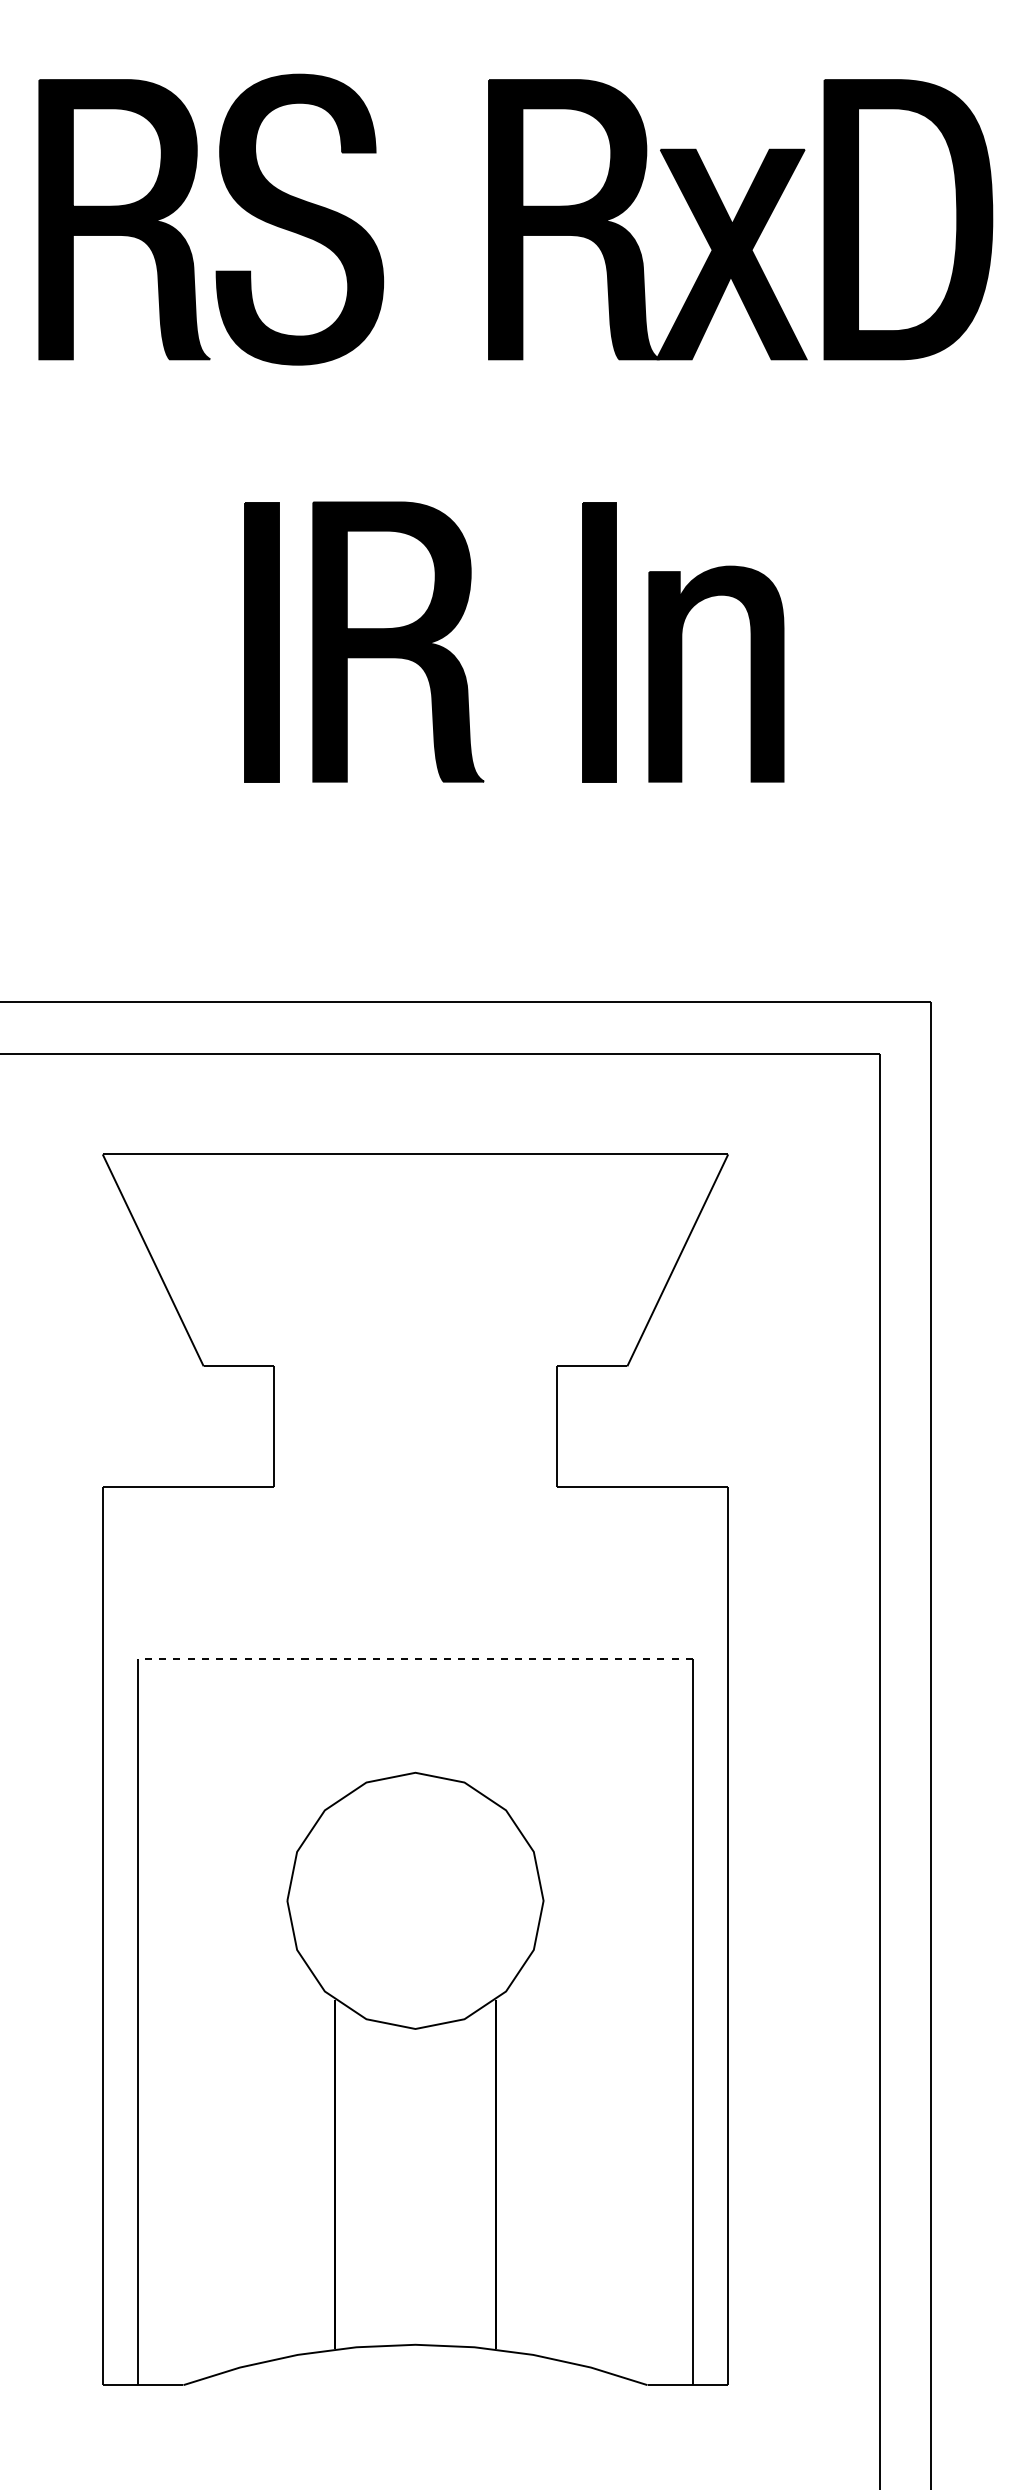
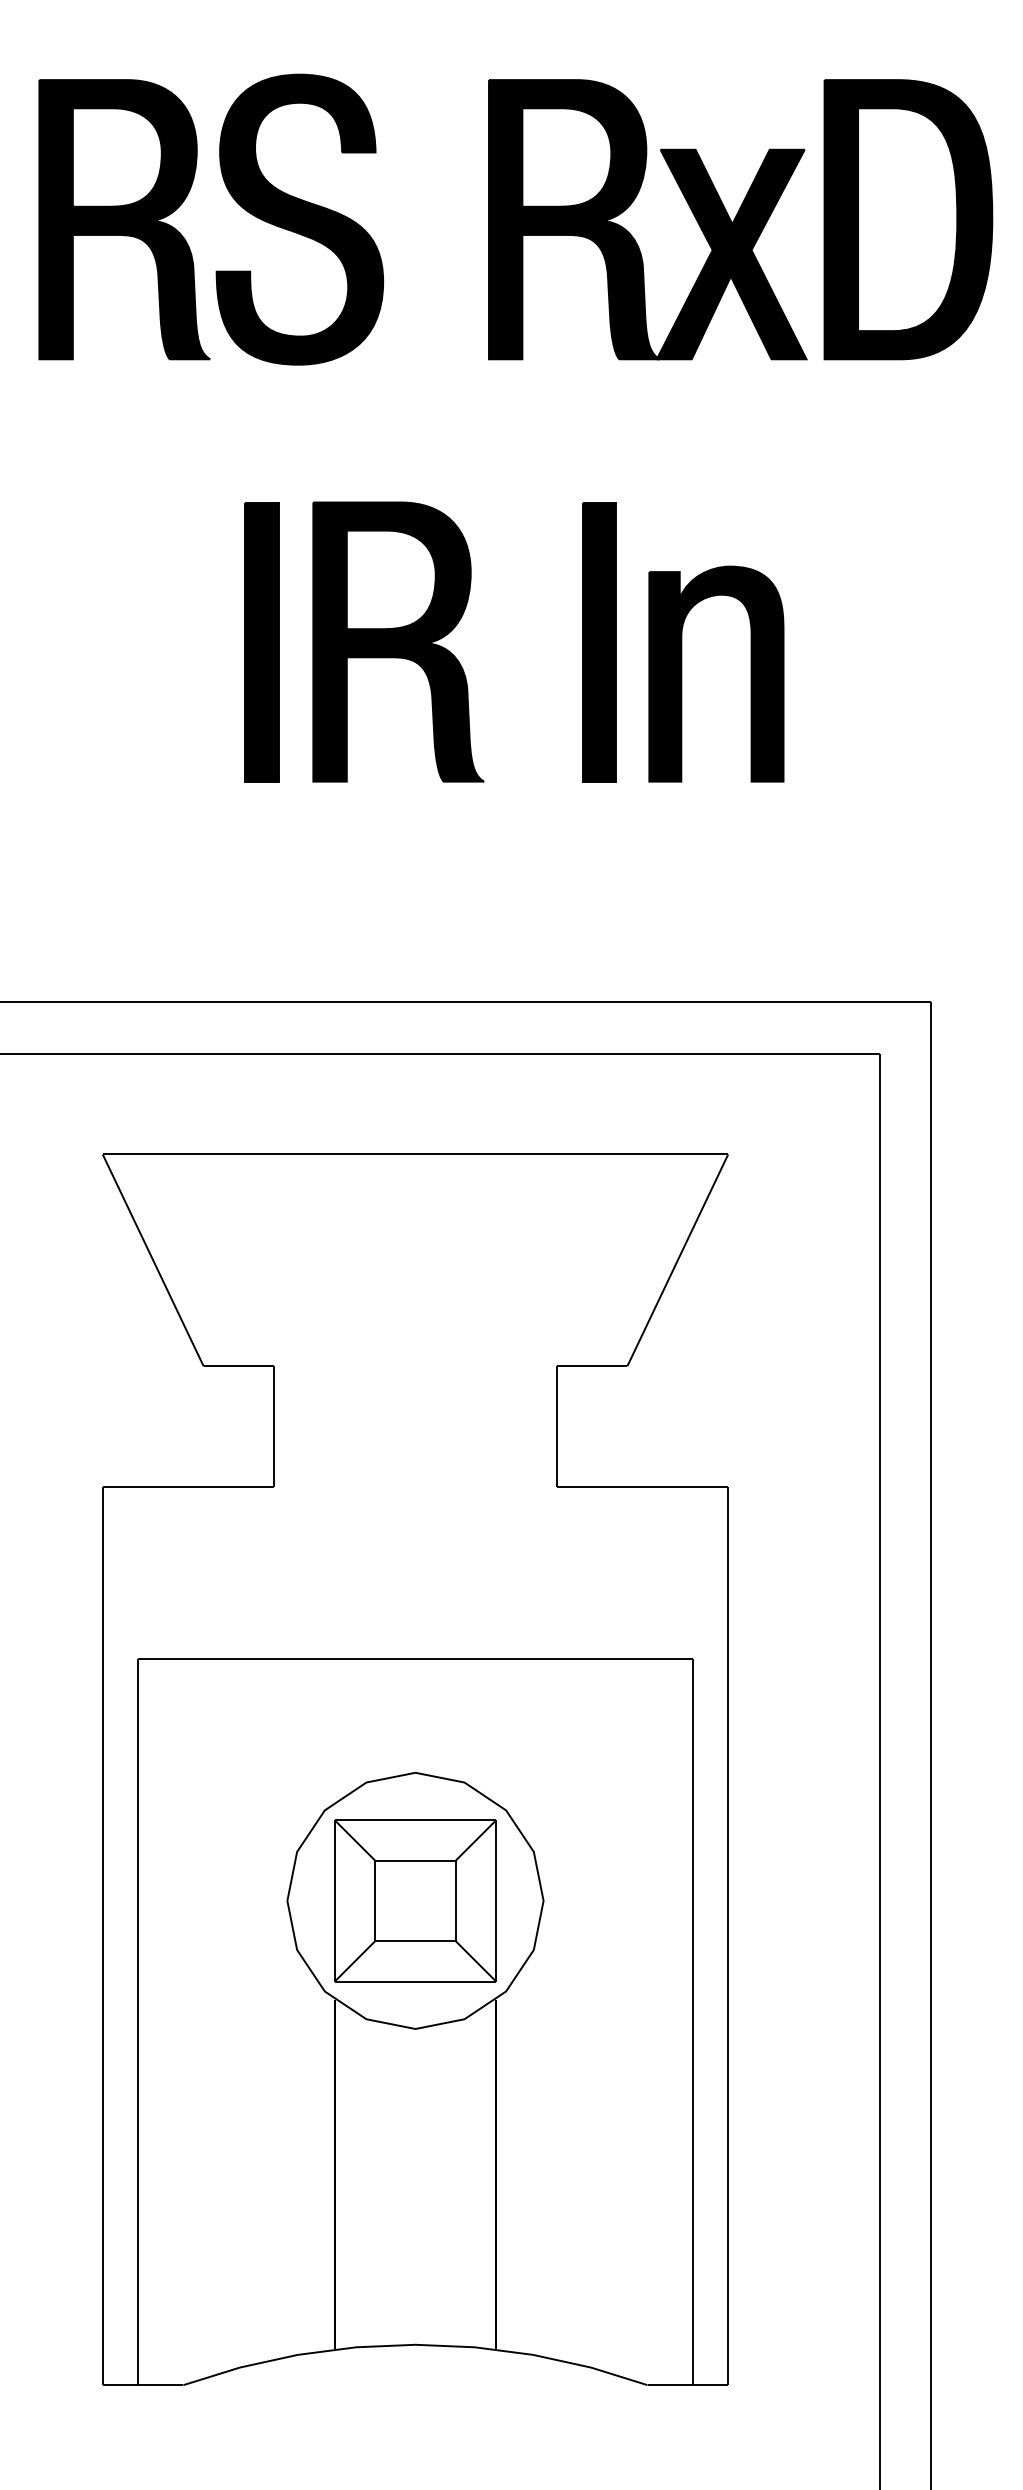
line: dashed -> solid (414, 1658)
part: none -> present (415, 1900)
